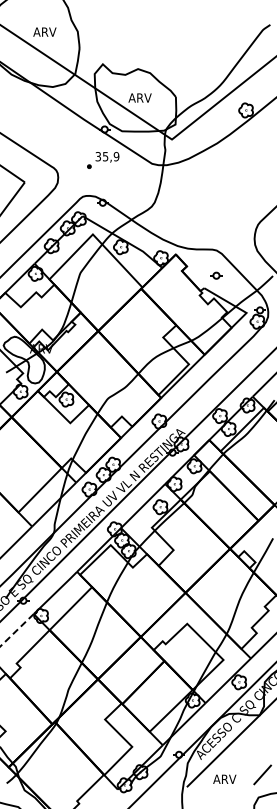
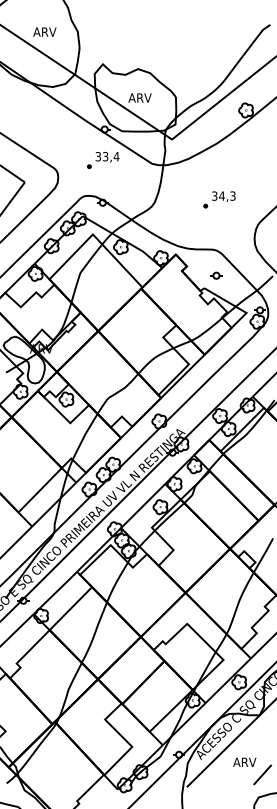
text: 35,9 -> 33,4 (111, 156)
part: none -> present (219, 199)
line: dashed -> solid (16, 630)
text position: (224, 778) -> (244, 761) (244, 761)
